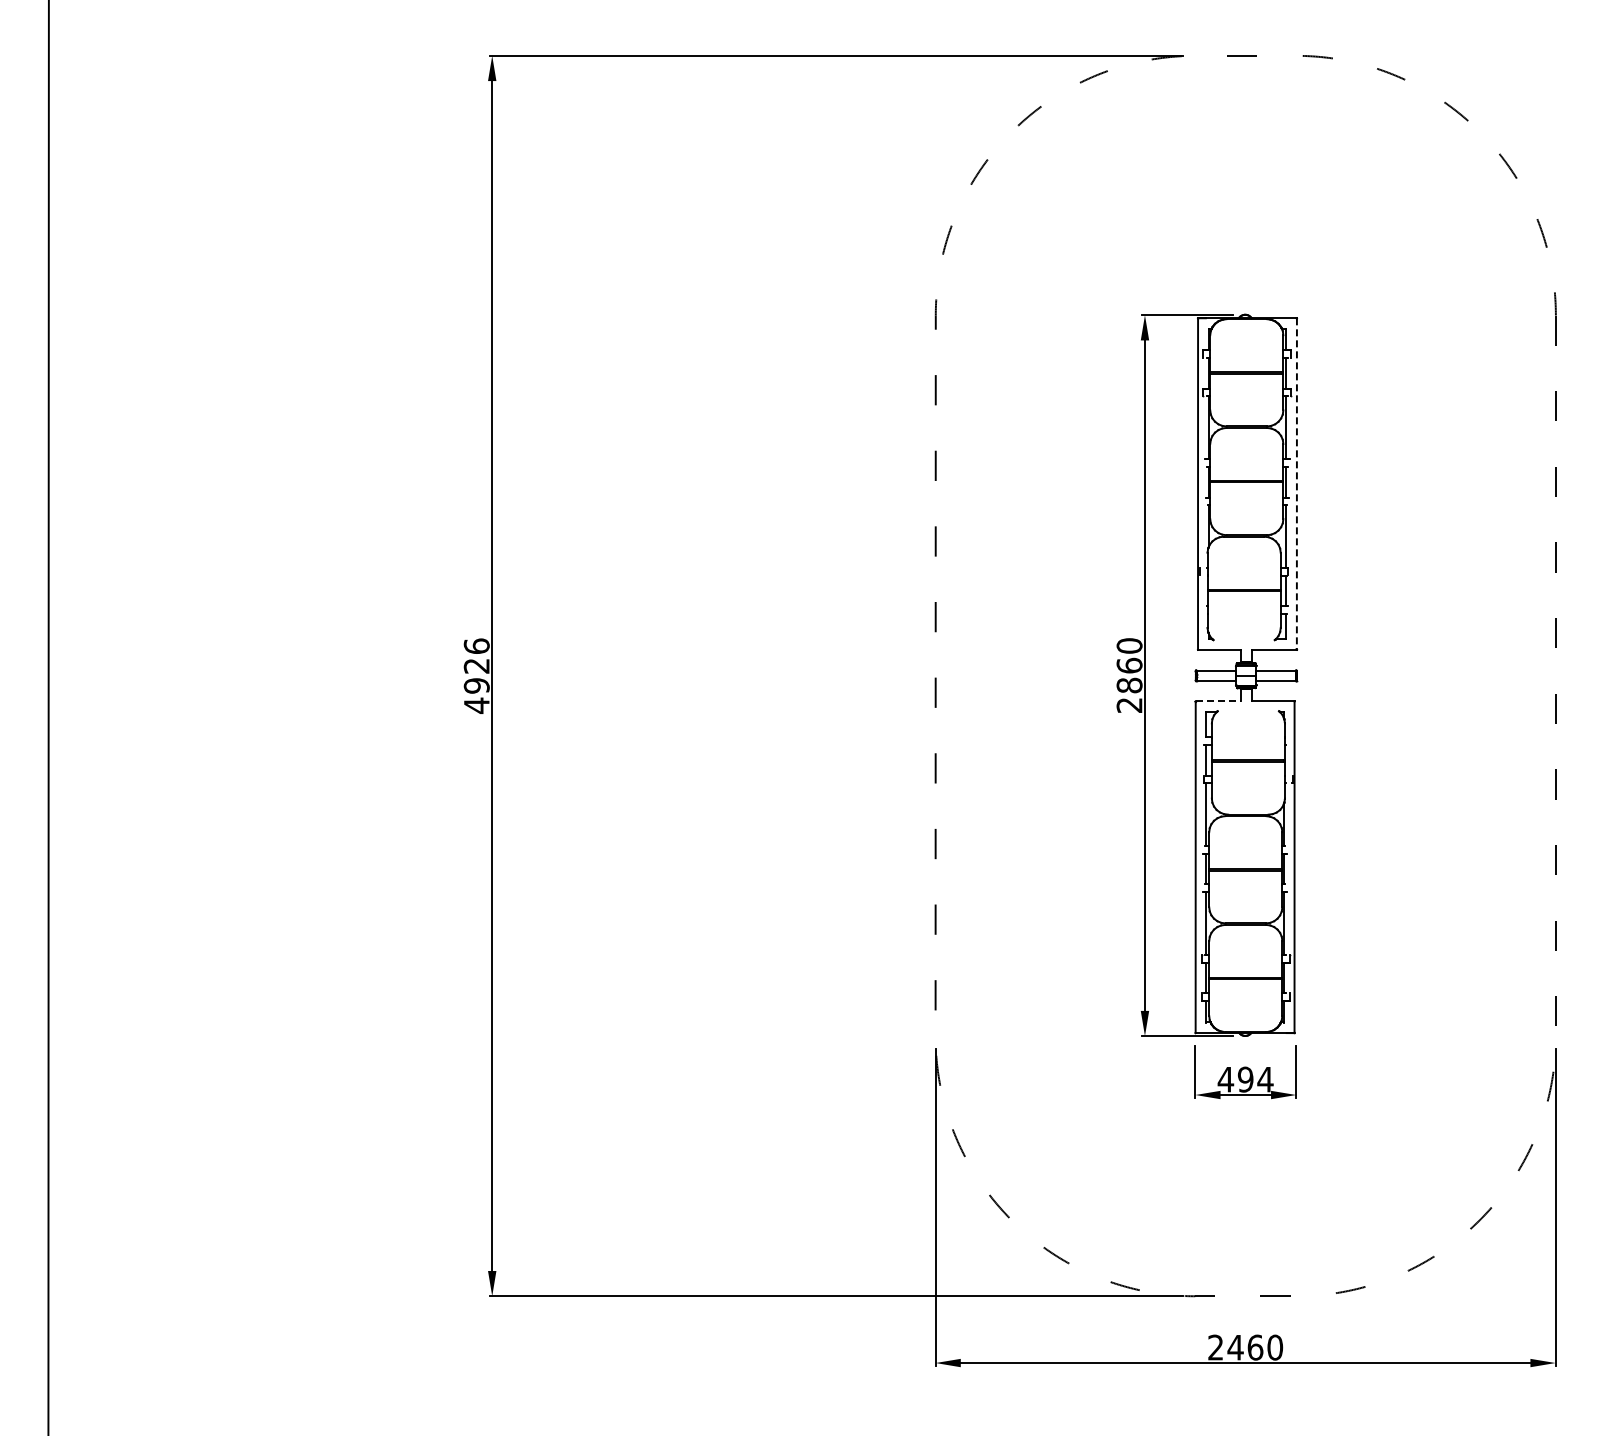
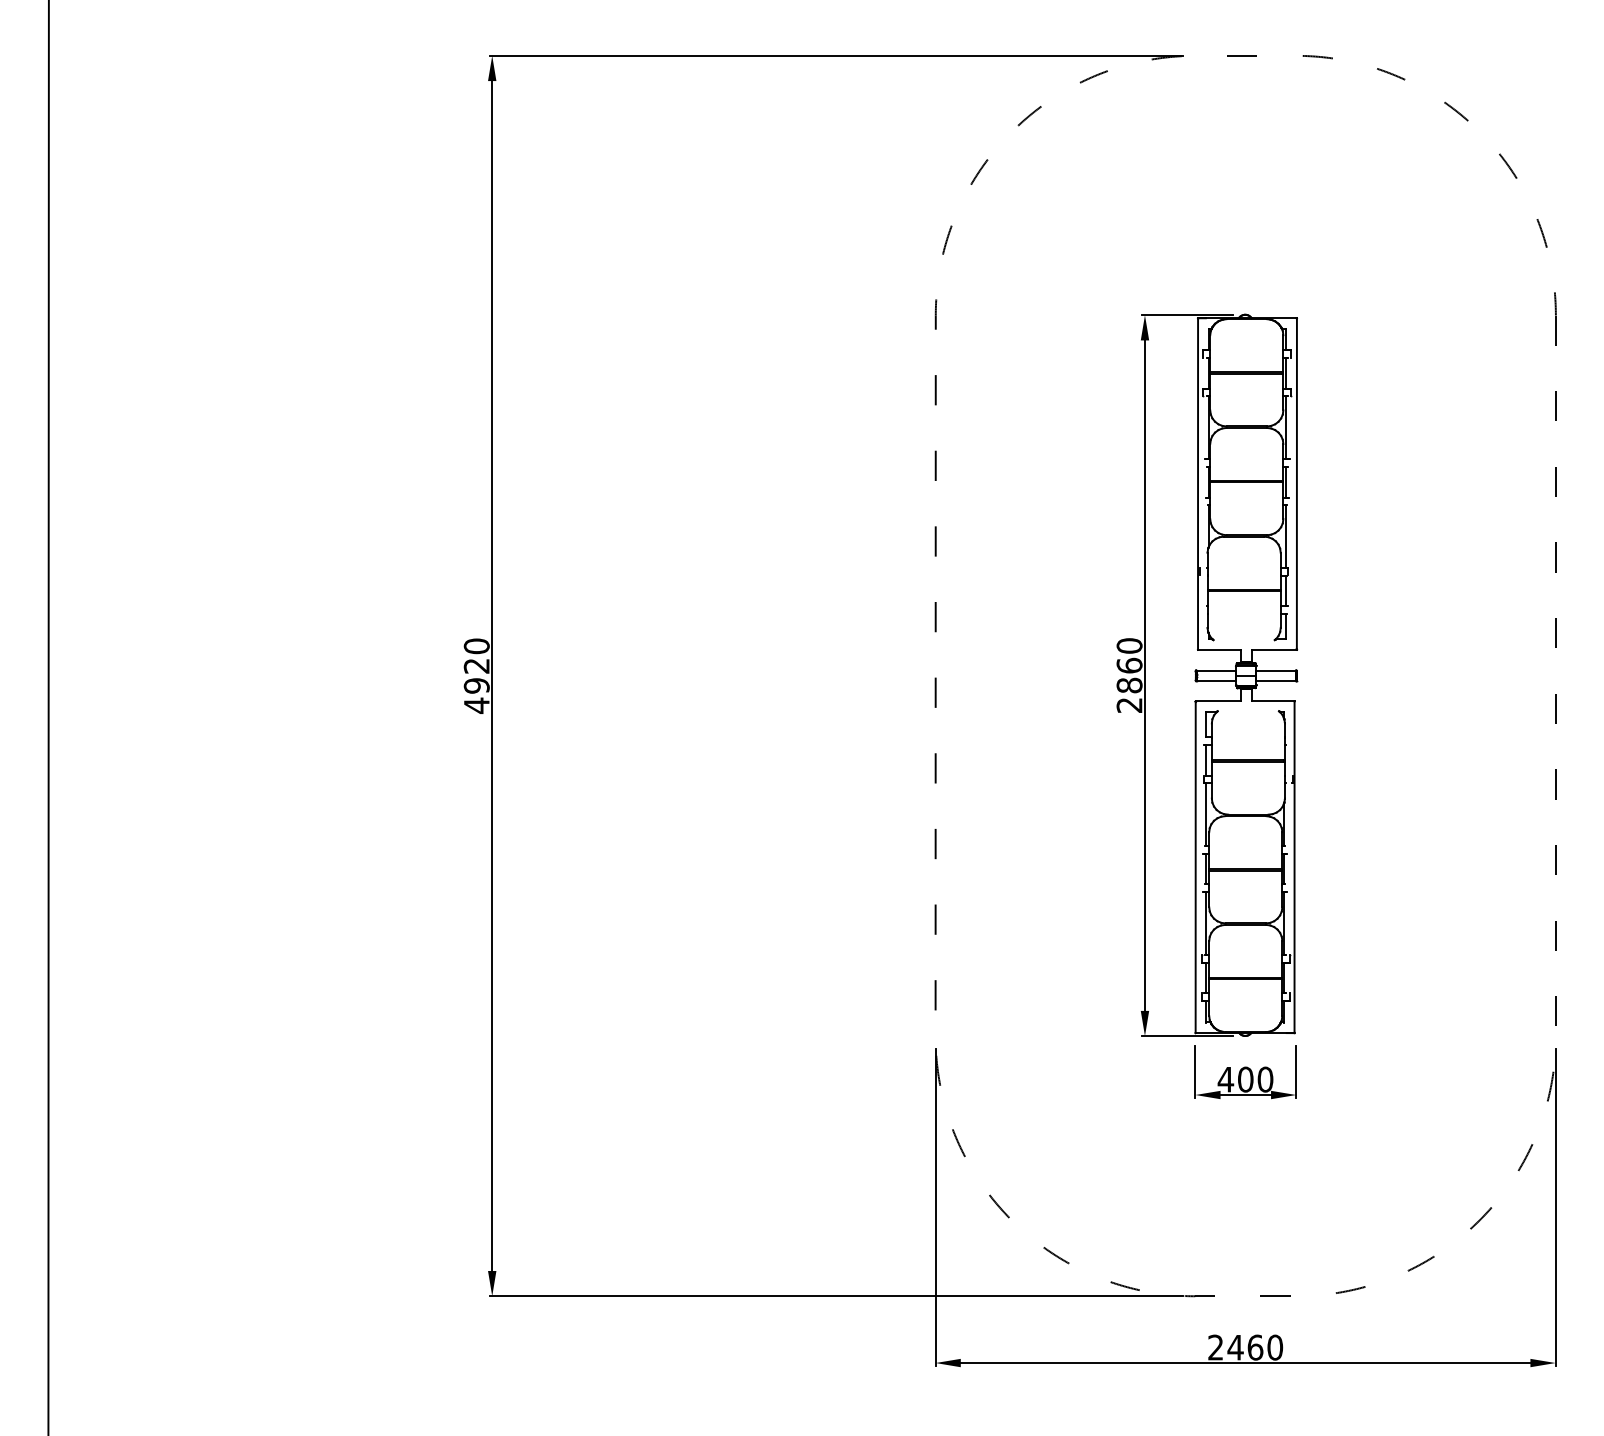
line: dashed -> solid (1296, 483)
text: 4926 -> 4920 (476, 646)
line: dashed -> solid (1218, 701)
text: 494 -> 400 (1255, 1079)
